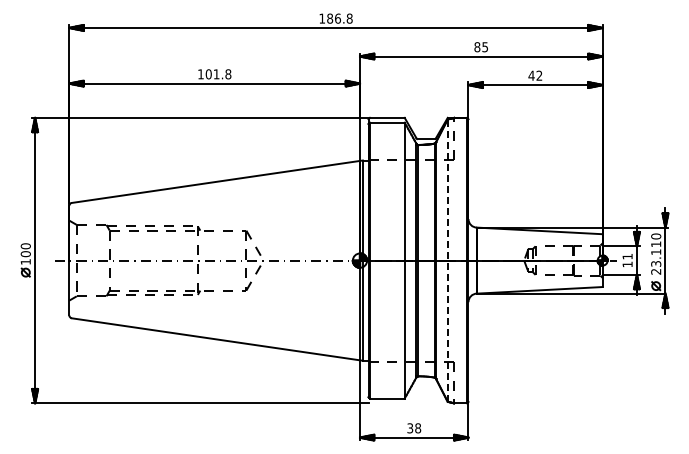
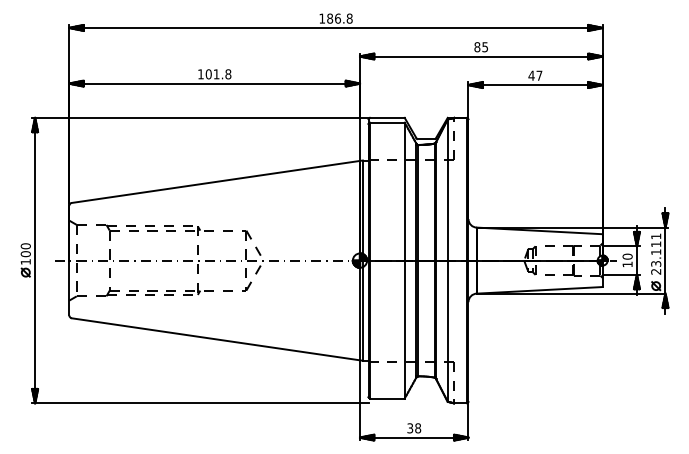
text: 42 -> 47 (539, 75)
text: 23.110 -> 23.111 (656, 236)
text: 11 -> 10 (627, 256)
line: dashed -> solid (447, 260)
